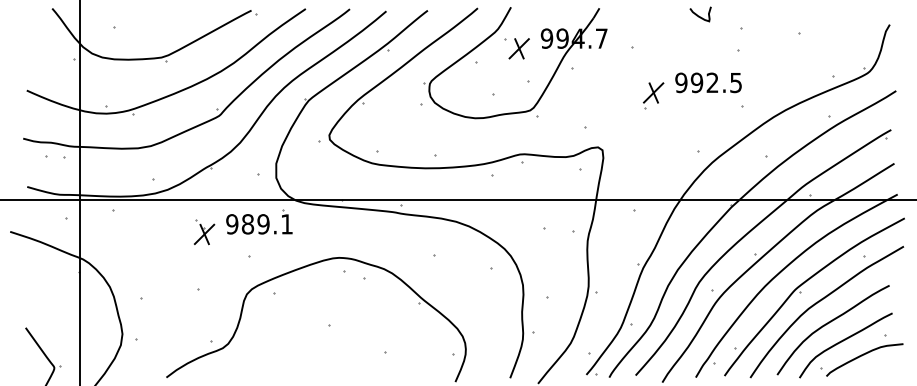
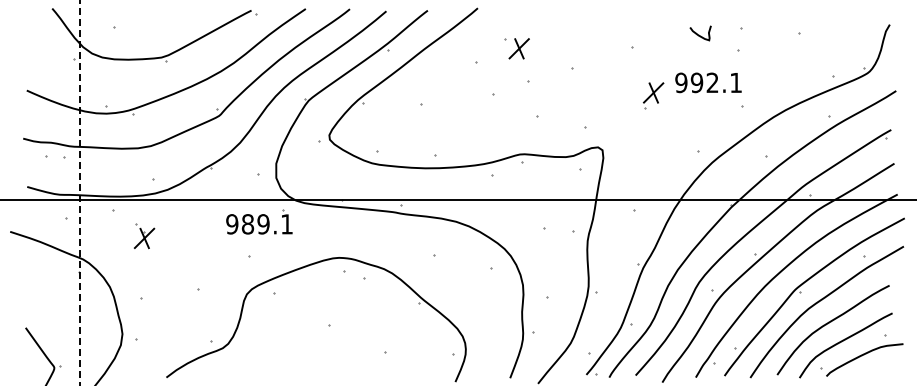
curve position: (699, 15) -> (699, 34) (699, 34)
part: present -> none (542, 48)
text: 992.5 -> 992.1 (735, 83)
line: solid -> dashed (80, 193)
part position: (204, 232) -> (144, 236) (144, 236)
